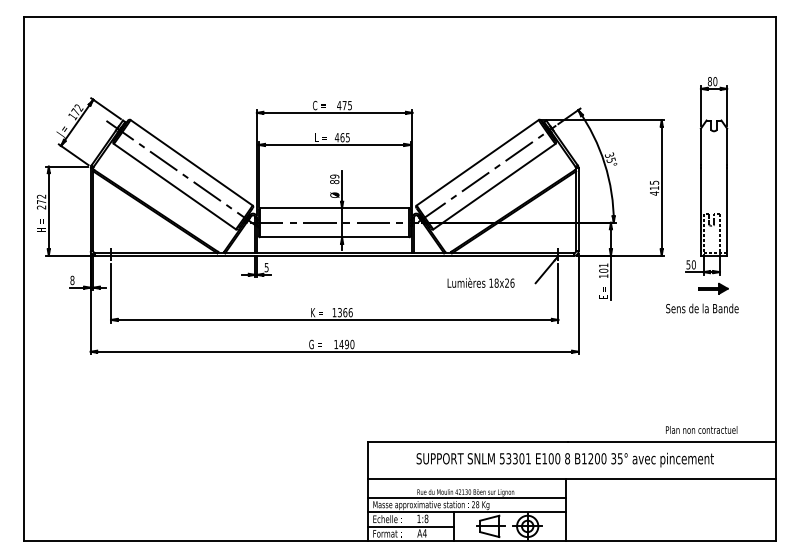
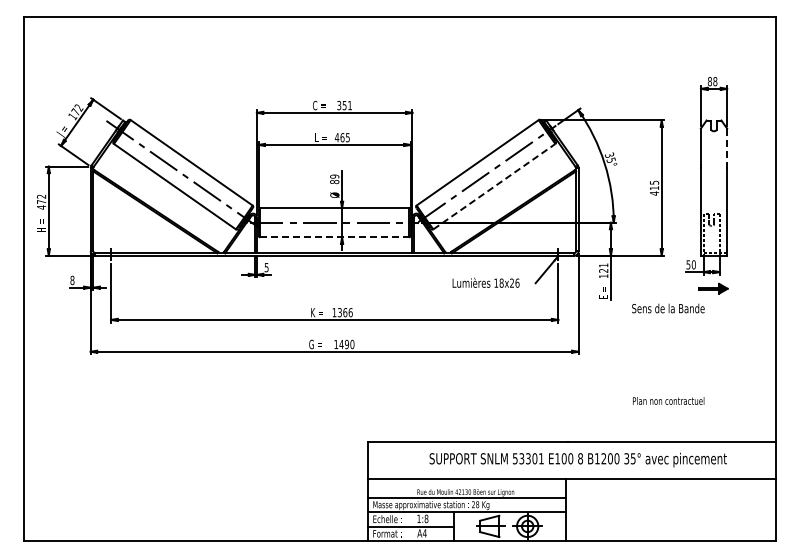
text: 80 -> 88 (715, 81)
text: 475 -> 351 (344, 105)
line: solid -> dashed (727, 147)
line: solid -> dashed (494, 186)
text: 272 -> 472 (41, 207)
line: solid -> dashed (335, 237)
text: 101 -> 121 (603, 270)
text position: (480, 282) -> (485, 282) (485, 282)
text position: (702, 308) -> (668, 308) (668, 308)
text position: (701, 429) -> (668, 400) (668, 400)
text position: (564, 459) -> (577, 459) (577, 459)
